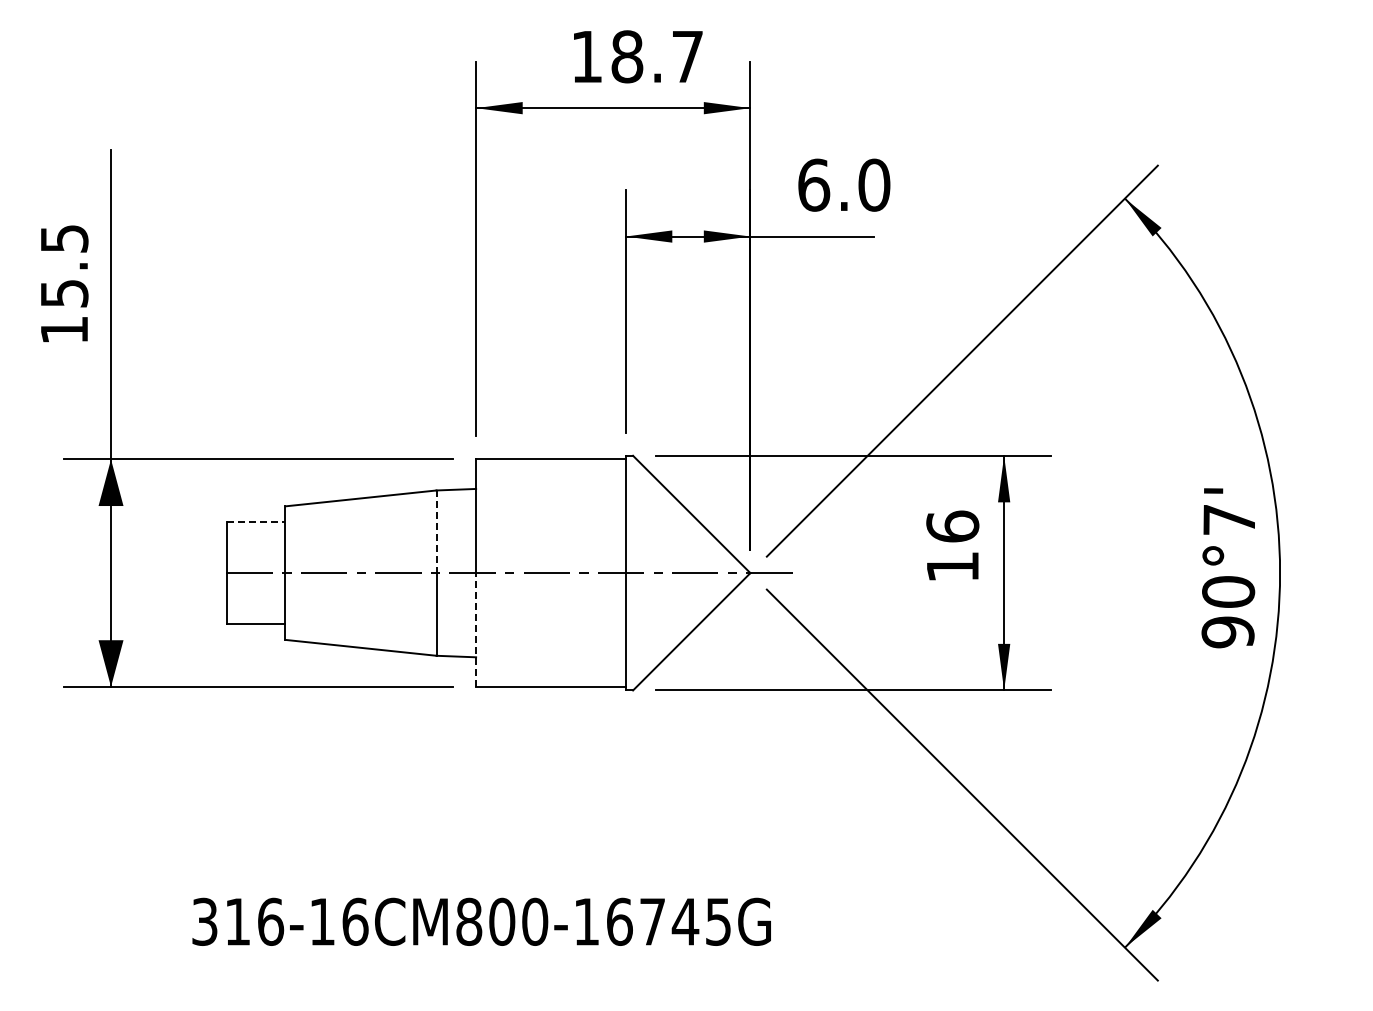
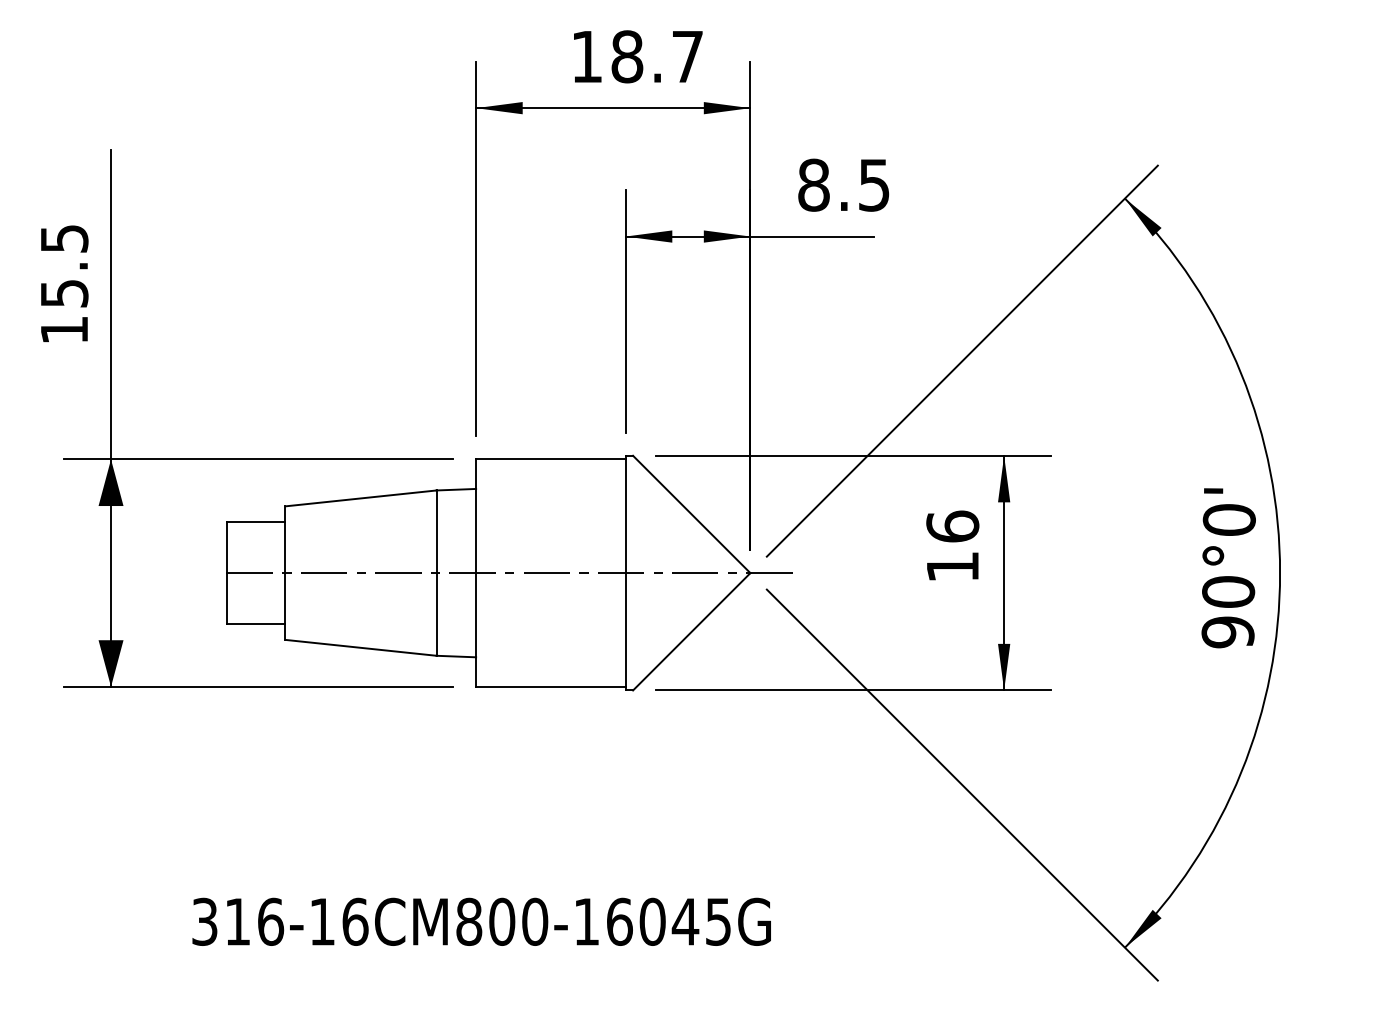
text: 6.0 -> 8.5 (844, 184)
text: 90°7' -> 90°0' (1228, 519)
line: dashed -> solid (256, 521)
line: dashed -> solid (436, 532)
line: dashed -> solid (476, 629)
text: 316-16CM800-16745G -> 316-16CM800-16045G (652, 921)
